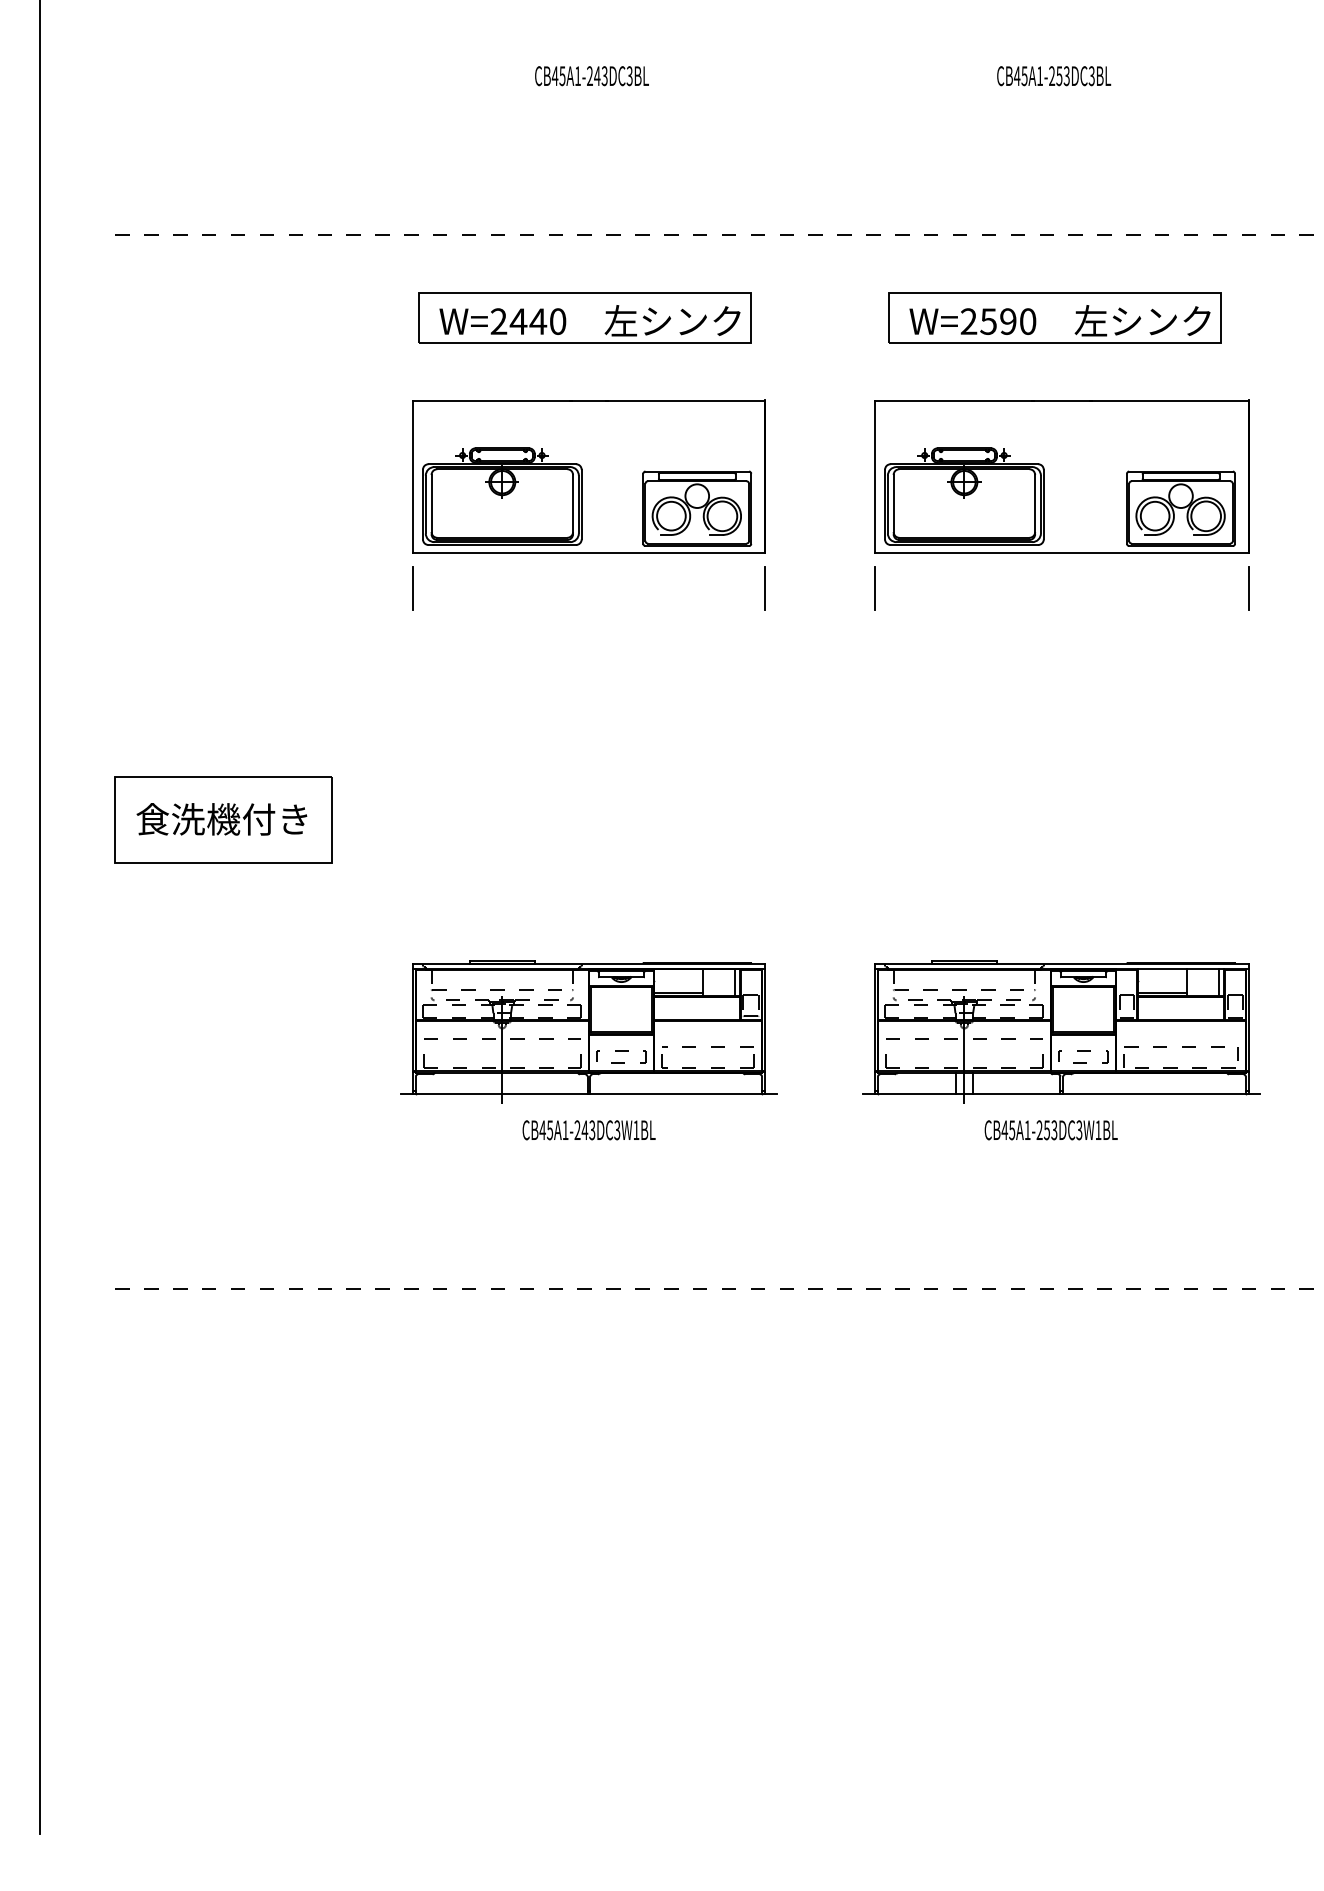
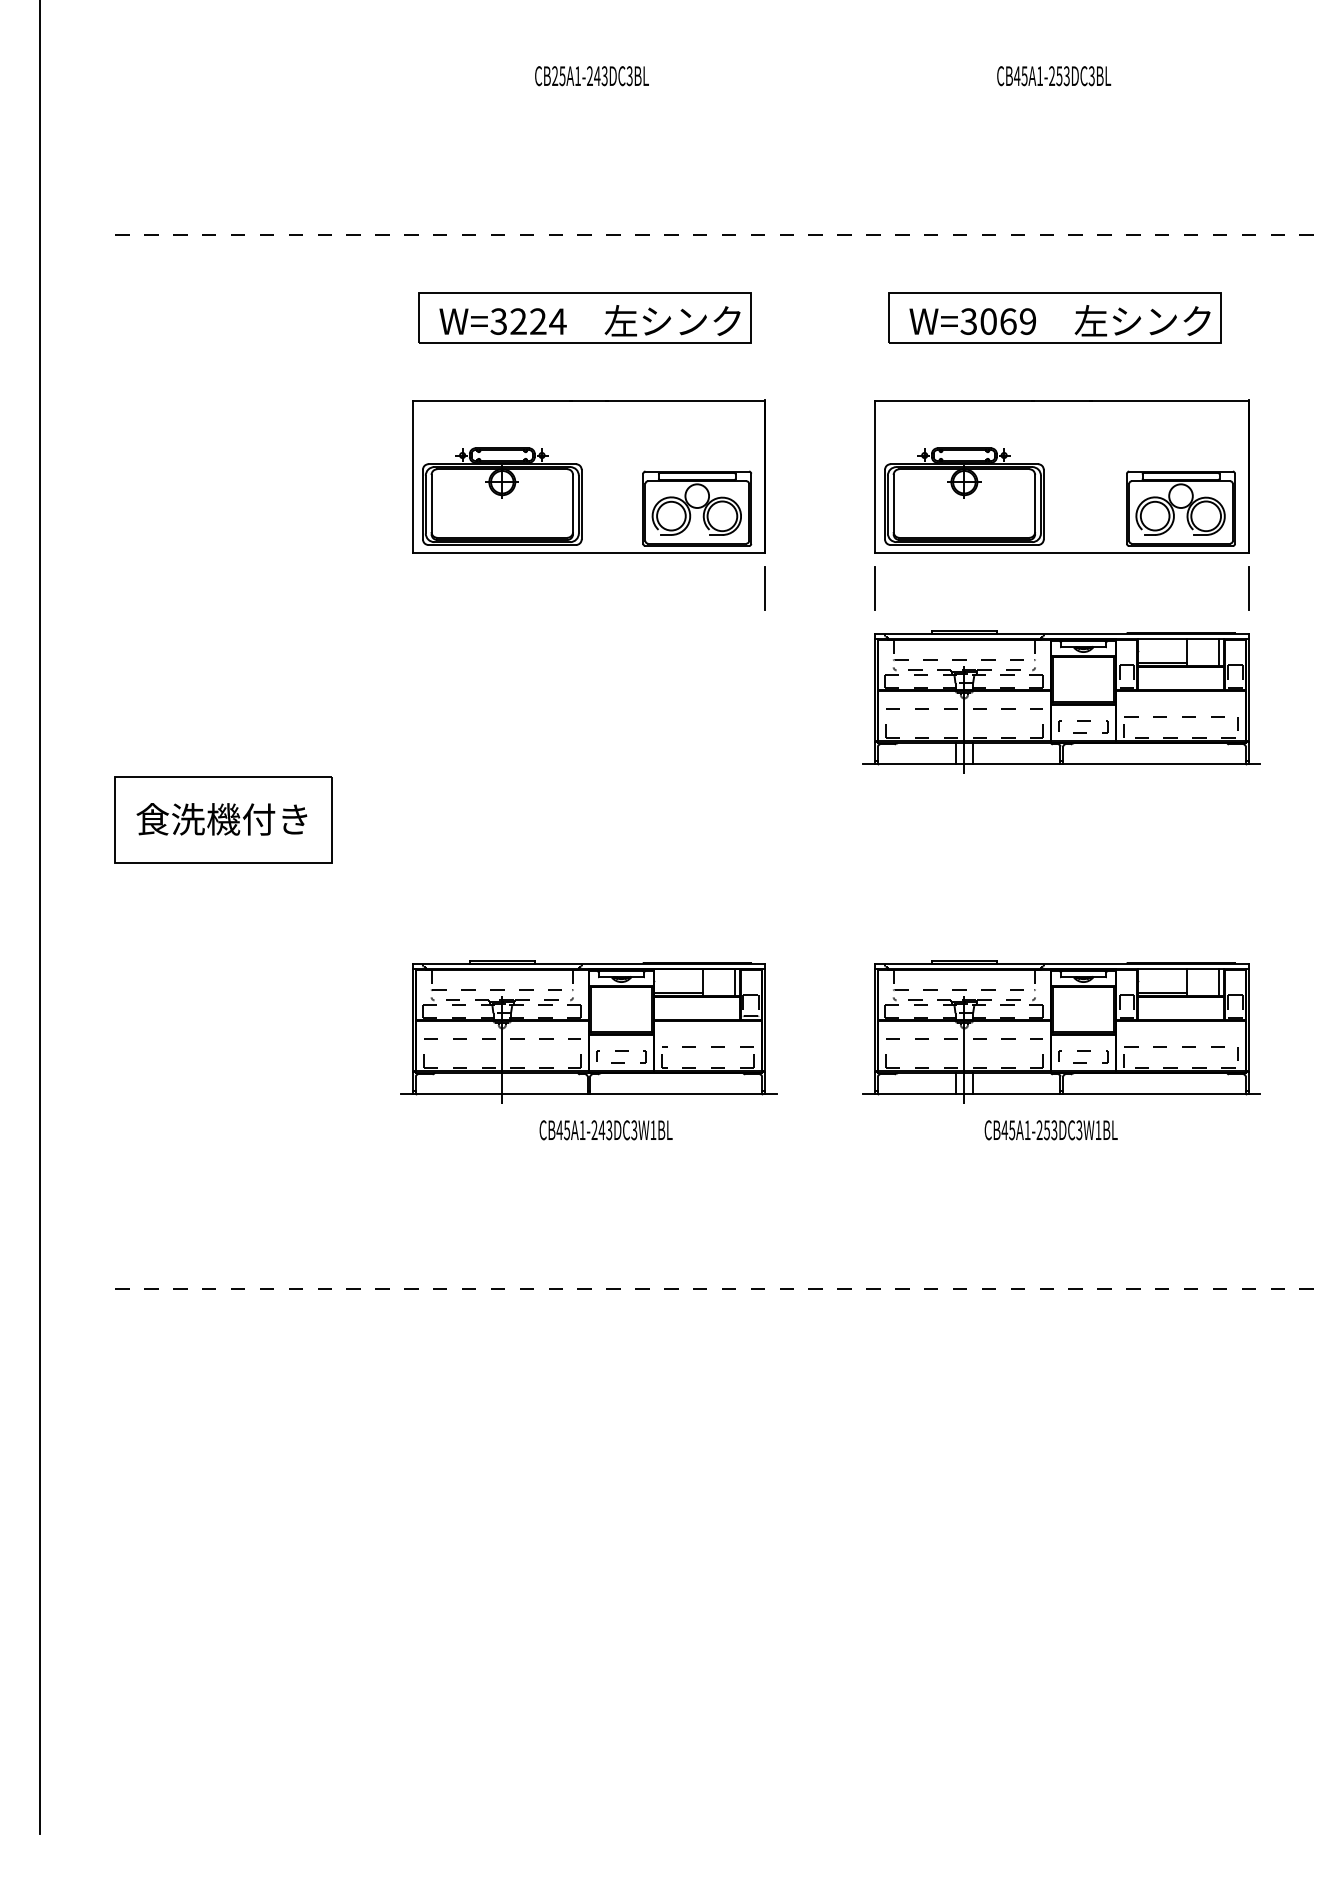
text: CB45A1-243DC3BL -> CB25A1-243DC3BL (554, 75)
text: W=2440 -> W=3224 (528, 321)
text: W=2590 -> W=3069 (998, 321)
line: present -> none (412, 588)
part: none -> present (1061, 701)
text position: (588, 1130) -> (605, 1130) (605, 1130)
